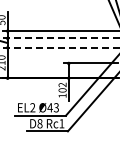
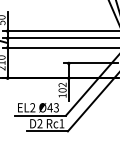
line: dashed -> solid (61, 38)
line: dashed -> solid (61, 47)
text: D8 -> D2 (39, 123)
